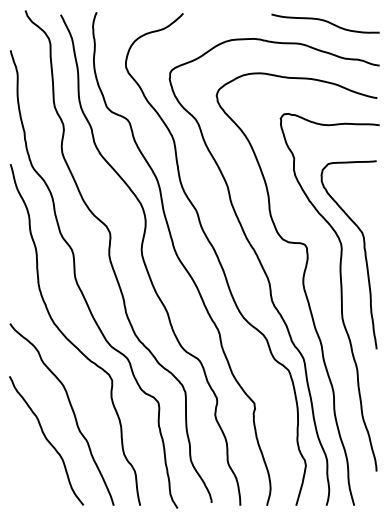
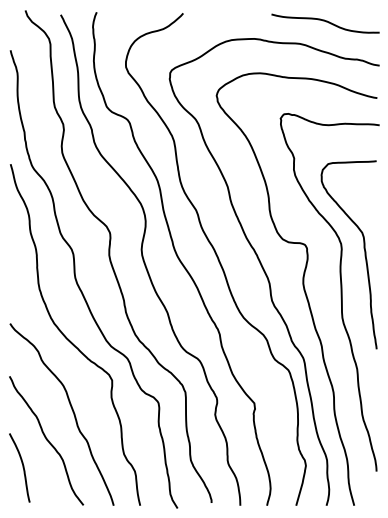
curve: none -> present (22, 467)
